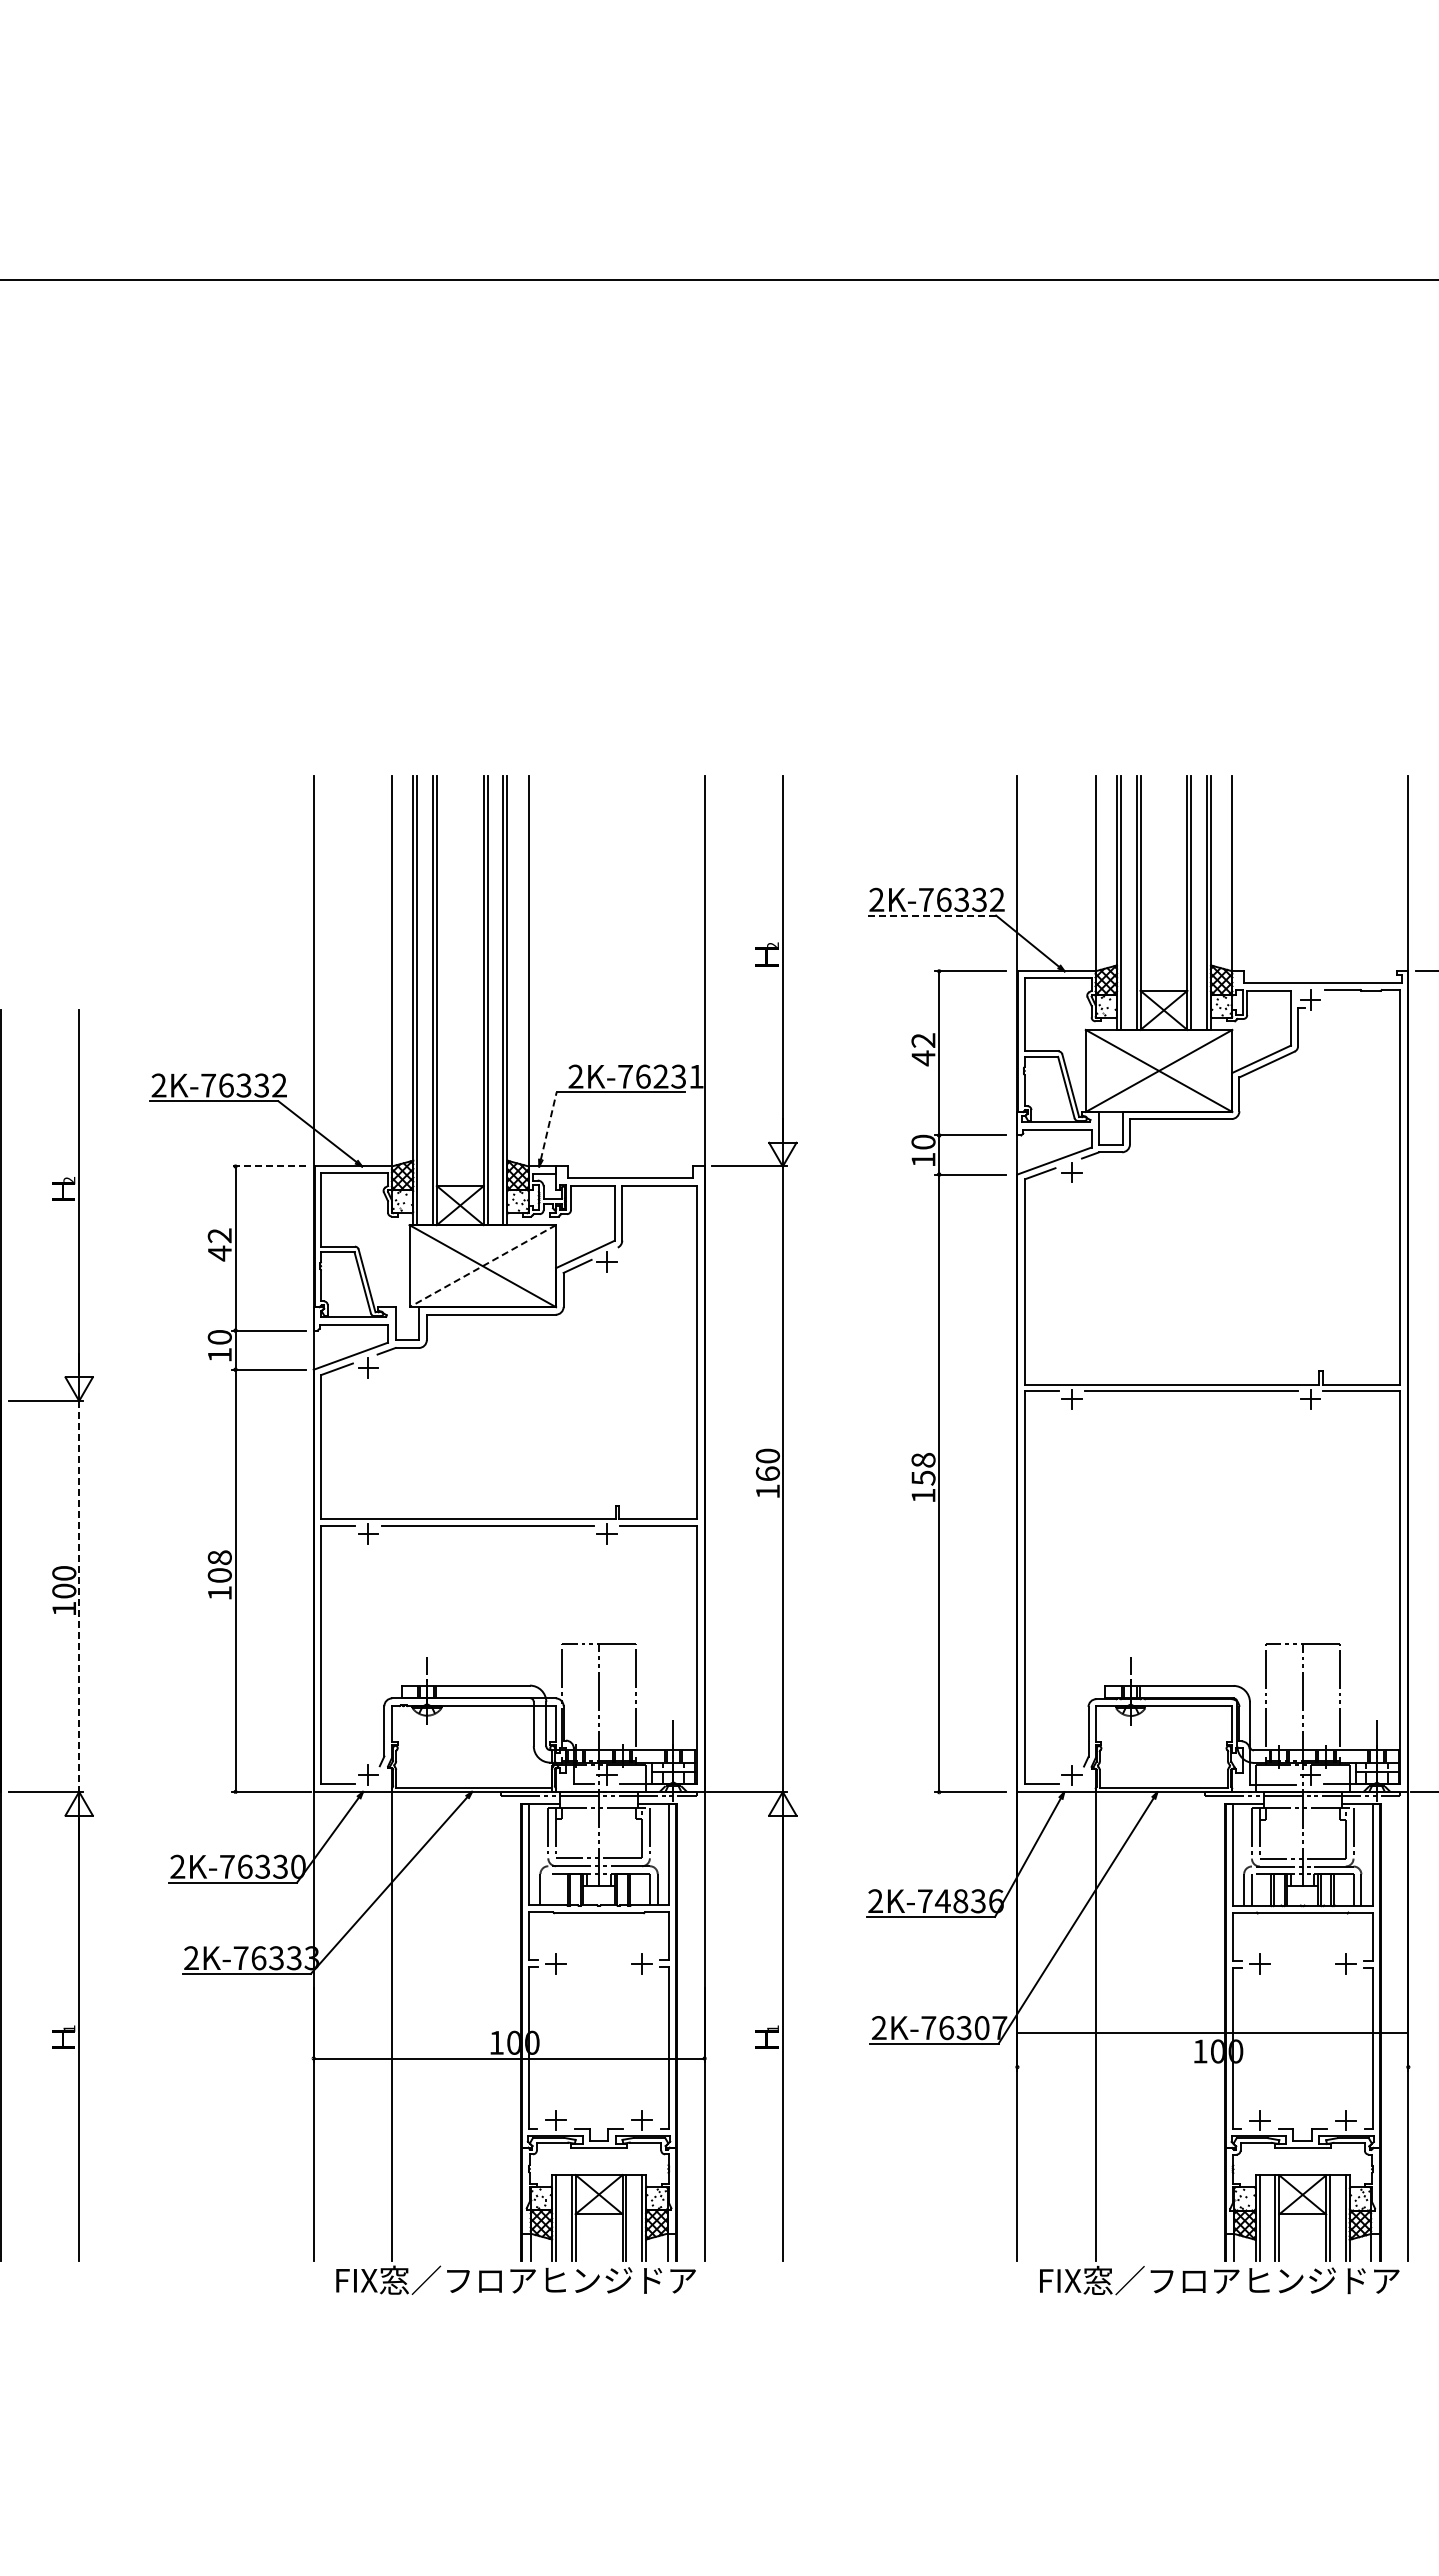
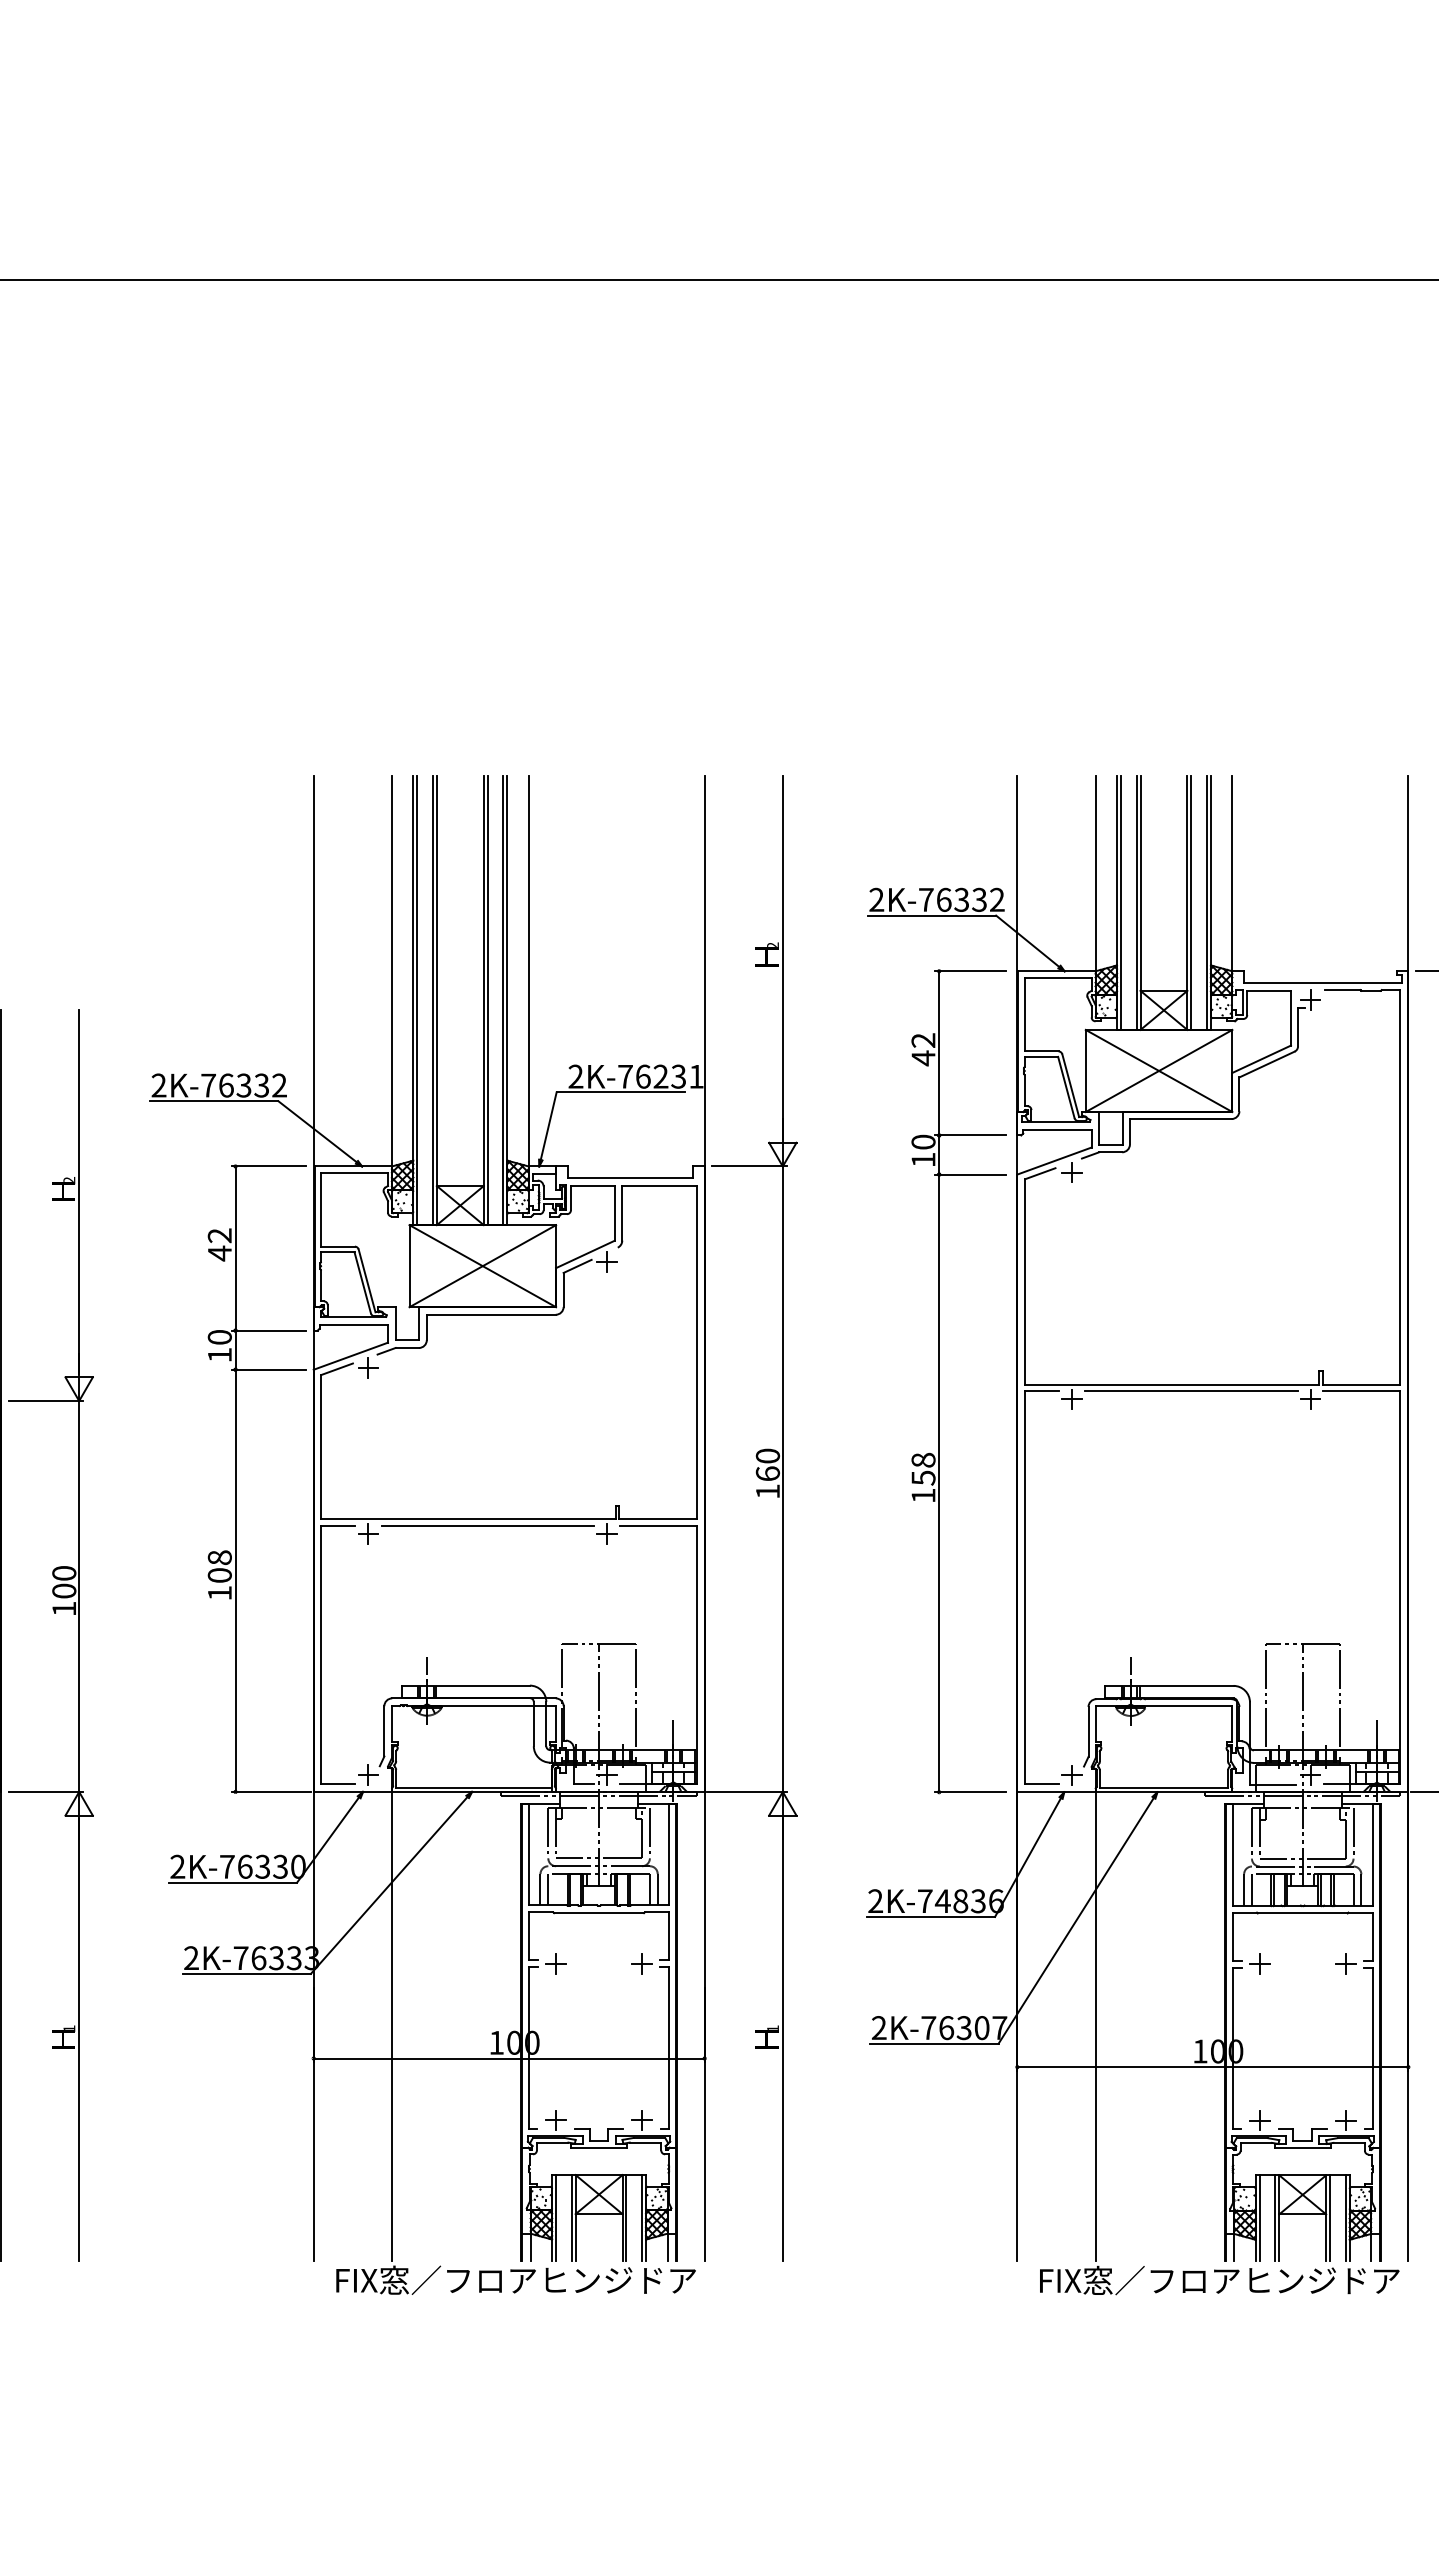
line: dashed -> solid (931, 915)
line: dashed -> solid (548, 1126)
line: dashed -> solid (268, 1166)
line: dashed -> solid (482, 1266)
line: dashed -> solid (79, 1596)
line: none -> present (548, 1889)
line position: (1212, 2033) -> (1212, 2067) (1212, 2067)
